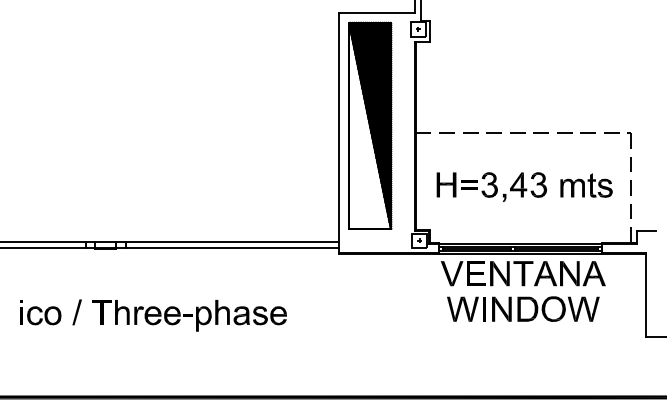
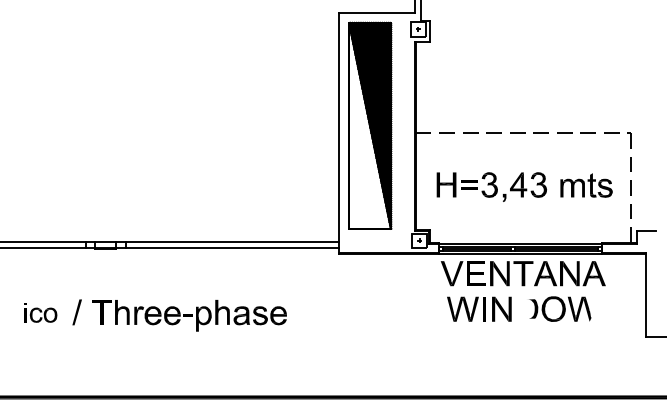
fill: present -> none (525, 308)
fill: present -> none (594, 308)
part size: 42x26 px -> 34x20 px (40, 312)
